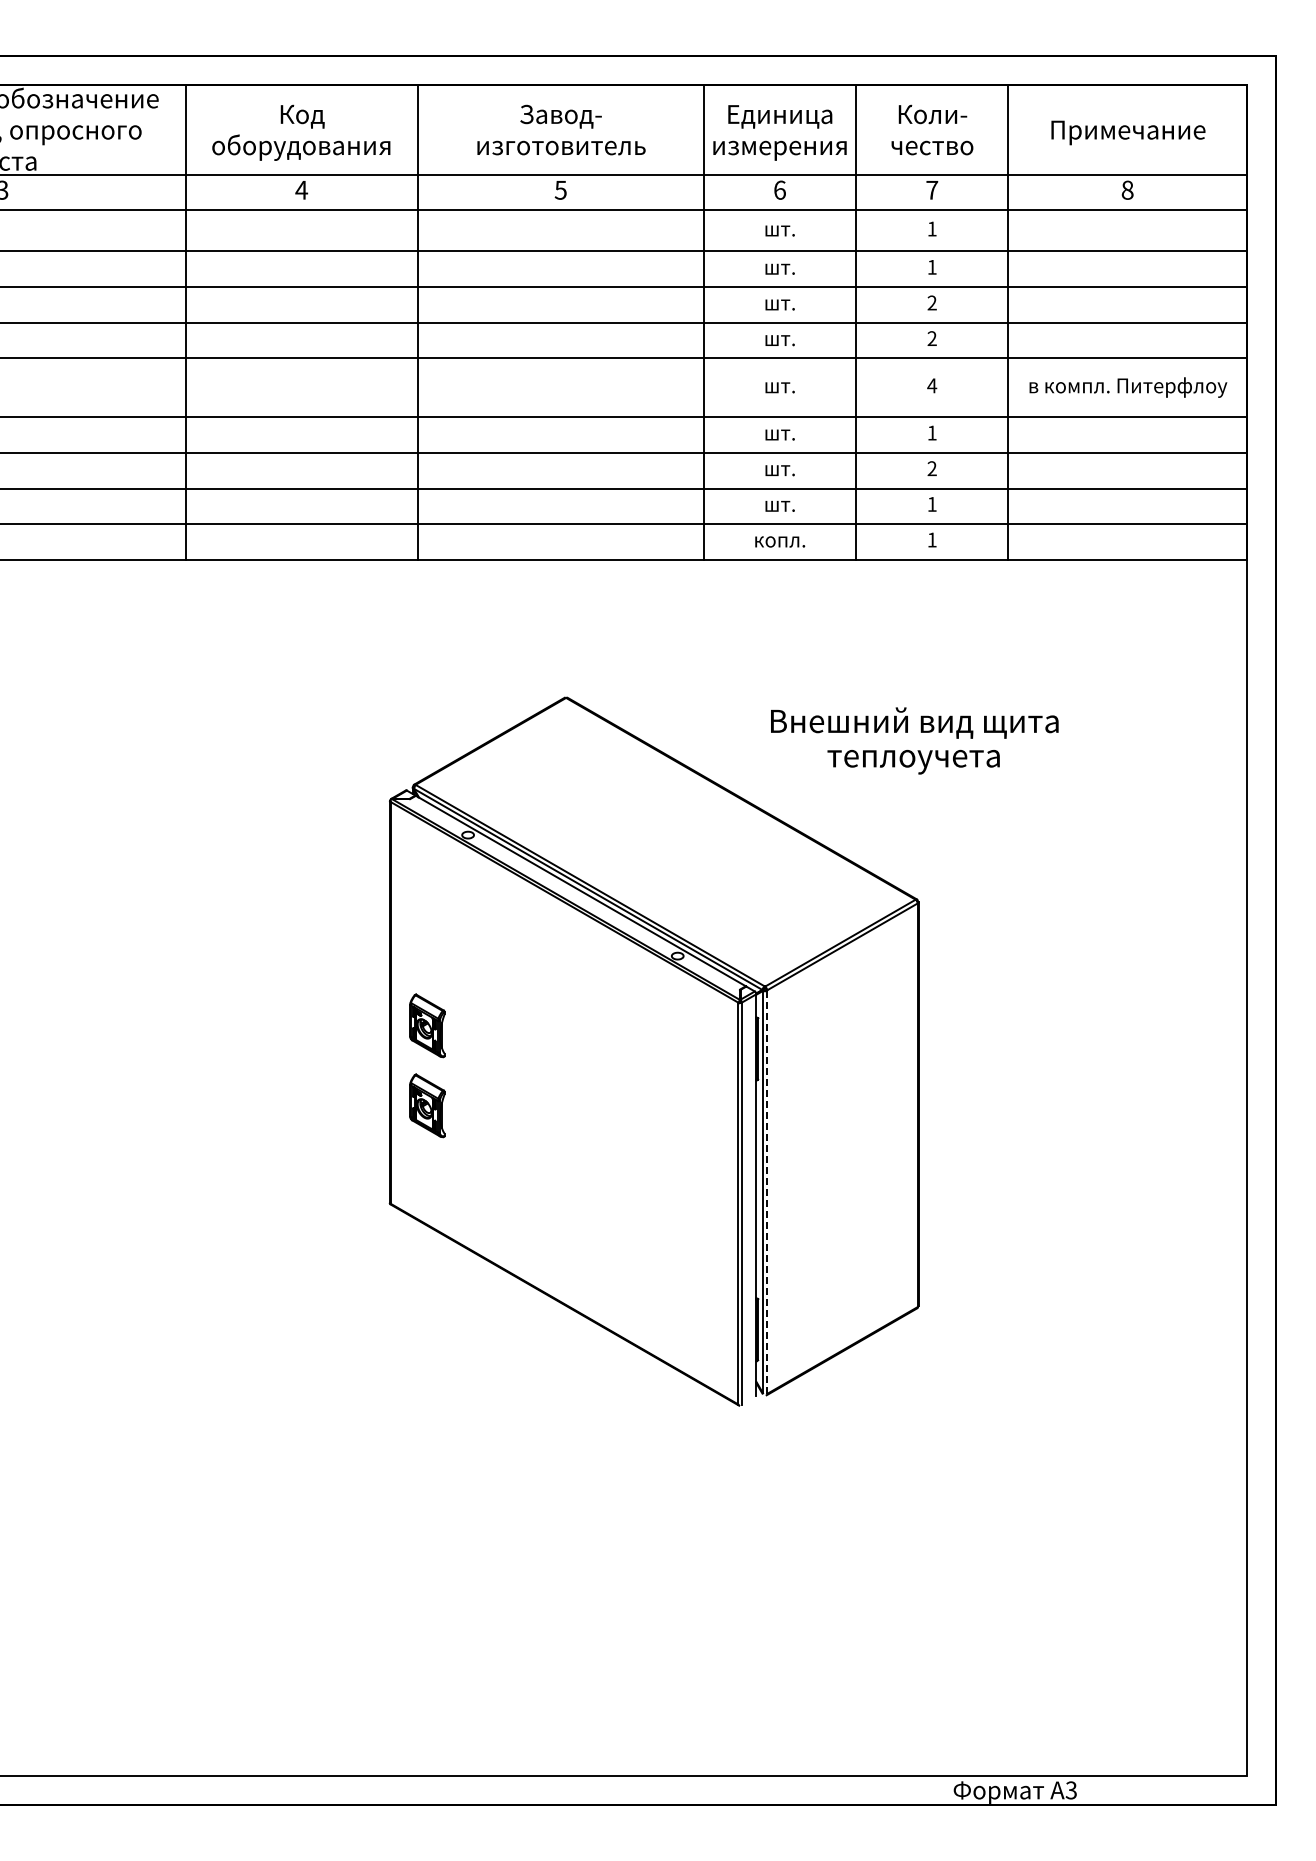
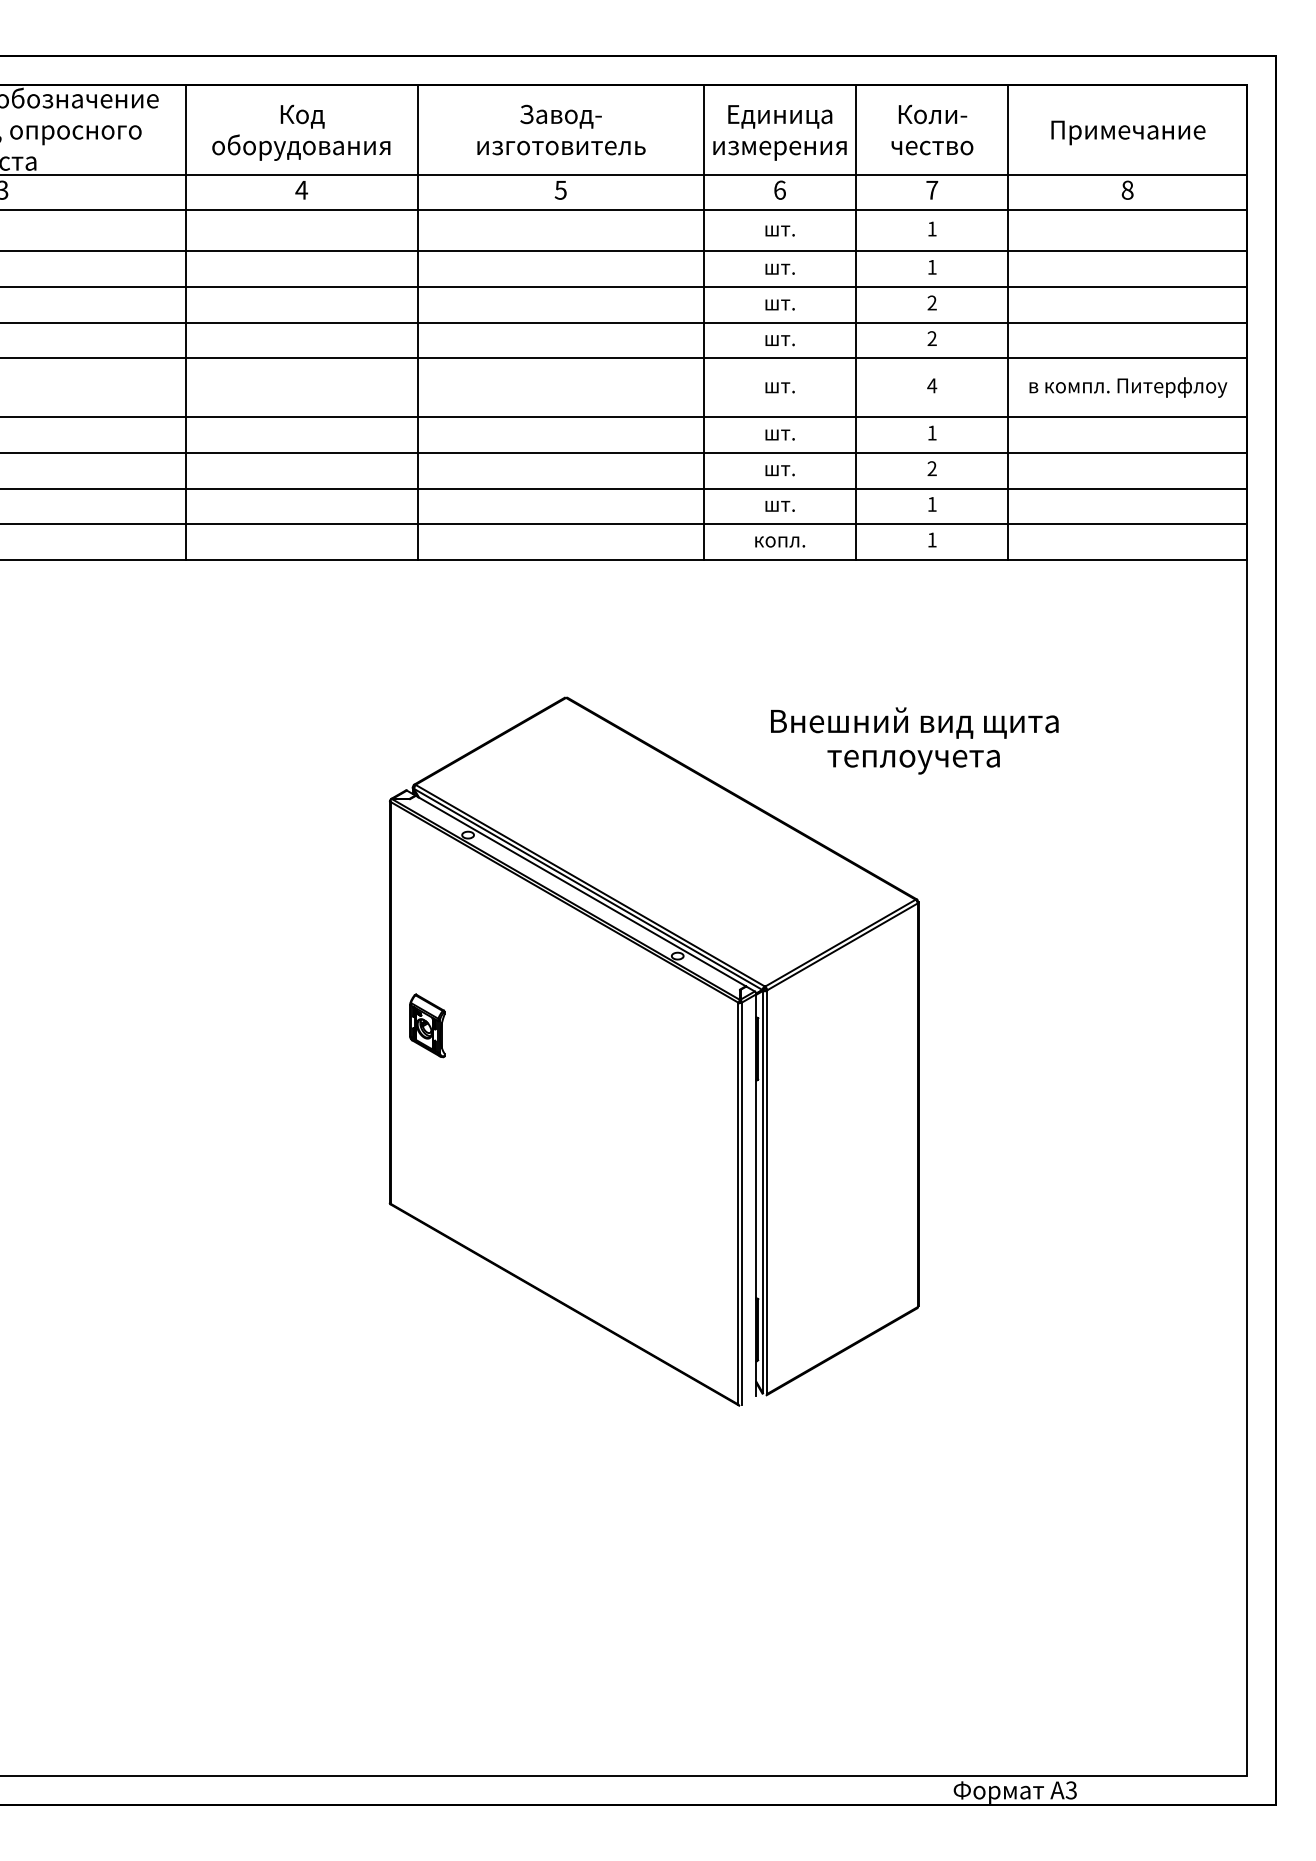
part: present -> none (427, 1105)
line: dashed -> solid (767, 1192)
